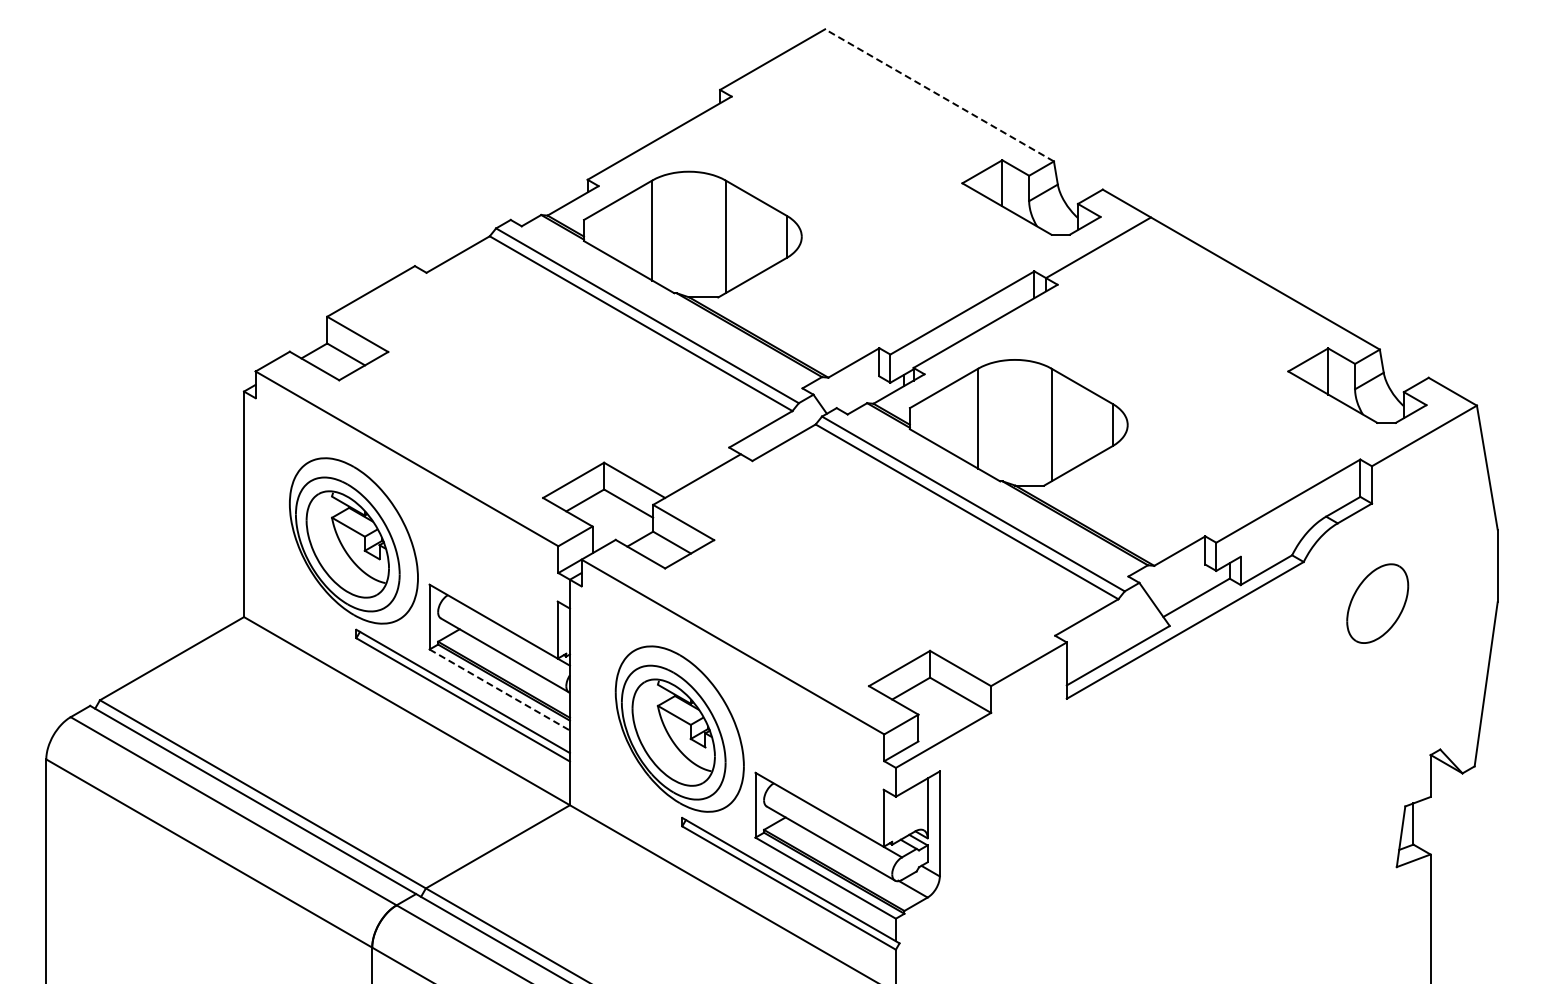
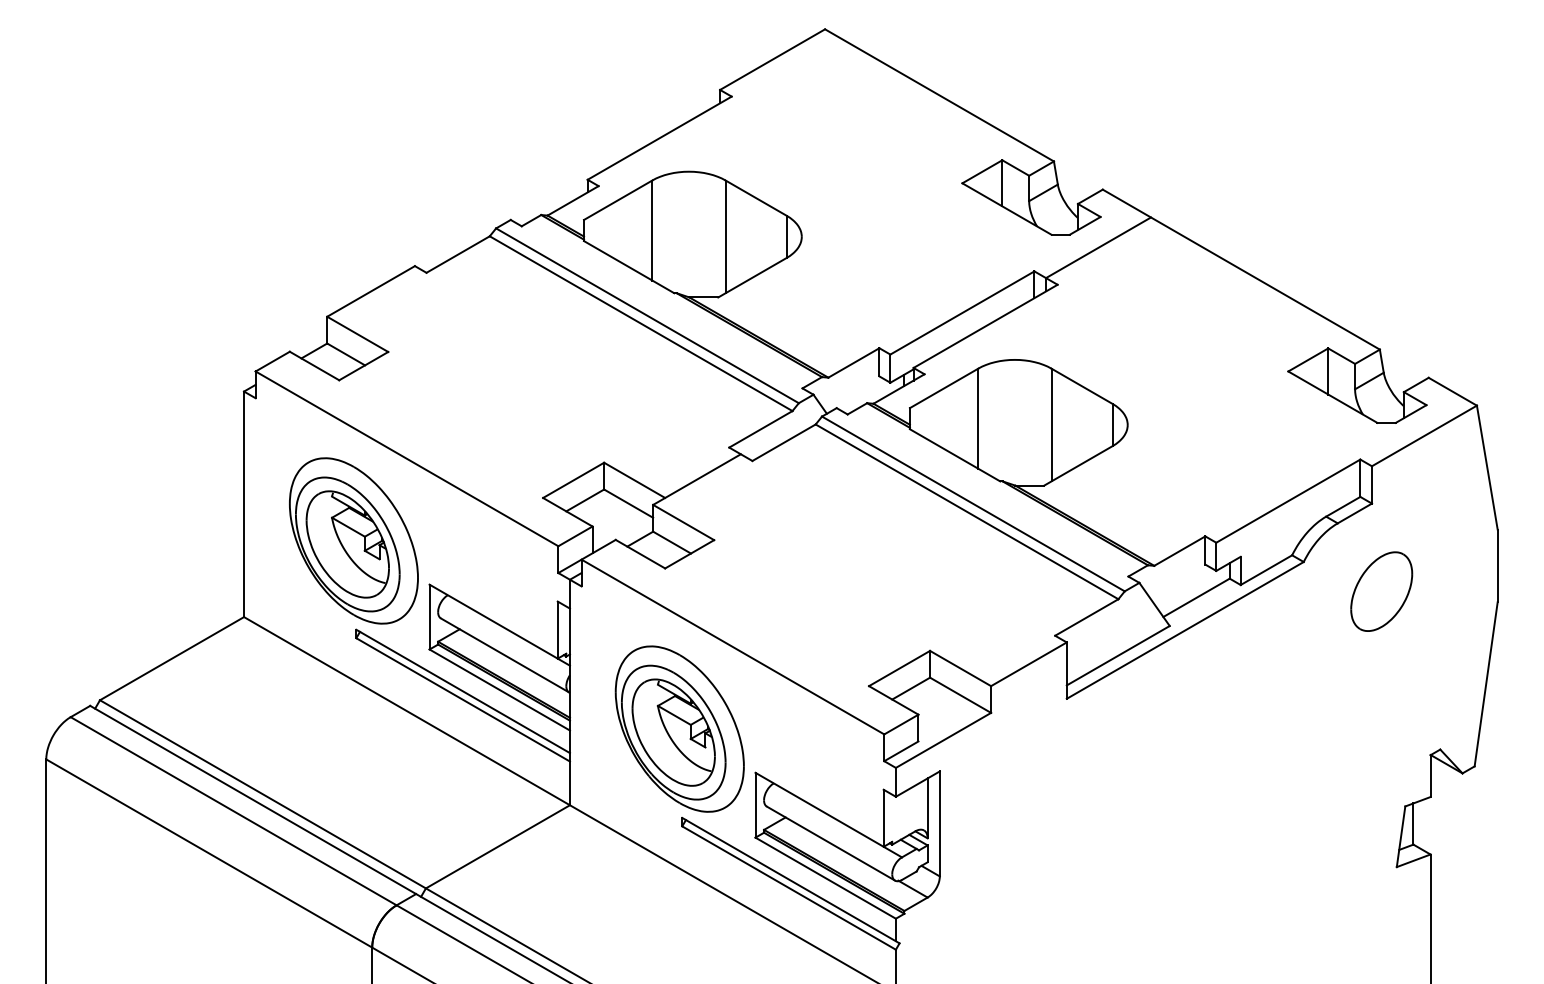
line: dashed -> solid (939, 95)
part position: (1377, 603) -> (1381, 591) (1381, 591)
line: dashed -> solid (500, 690)
